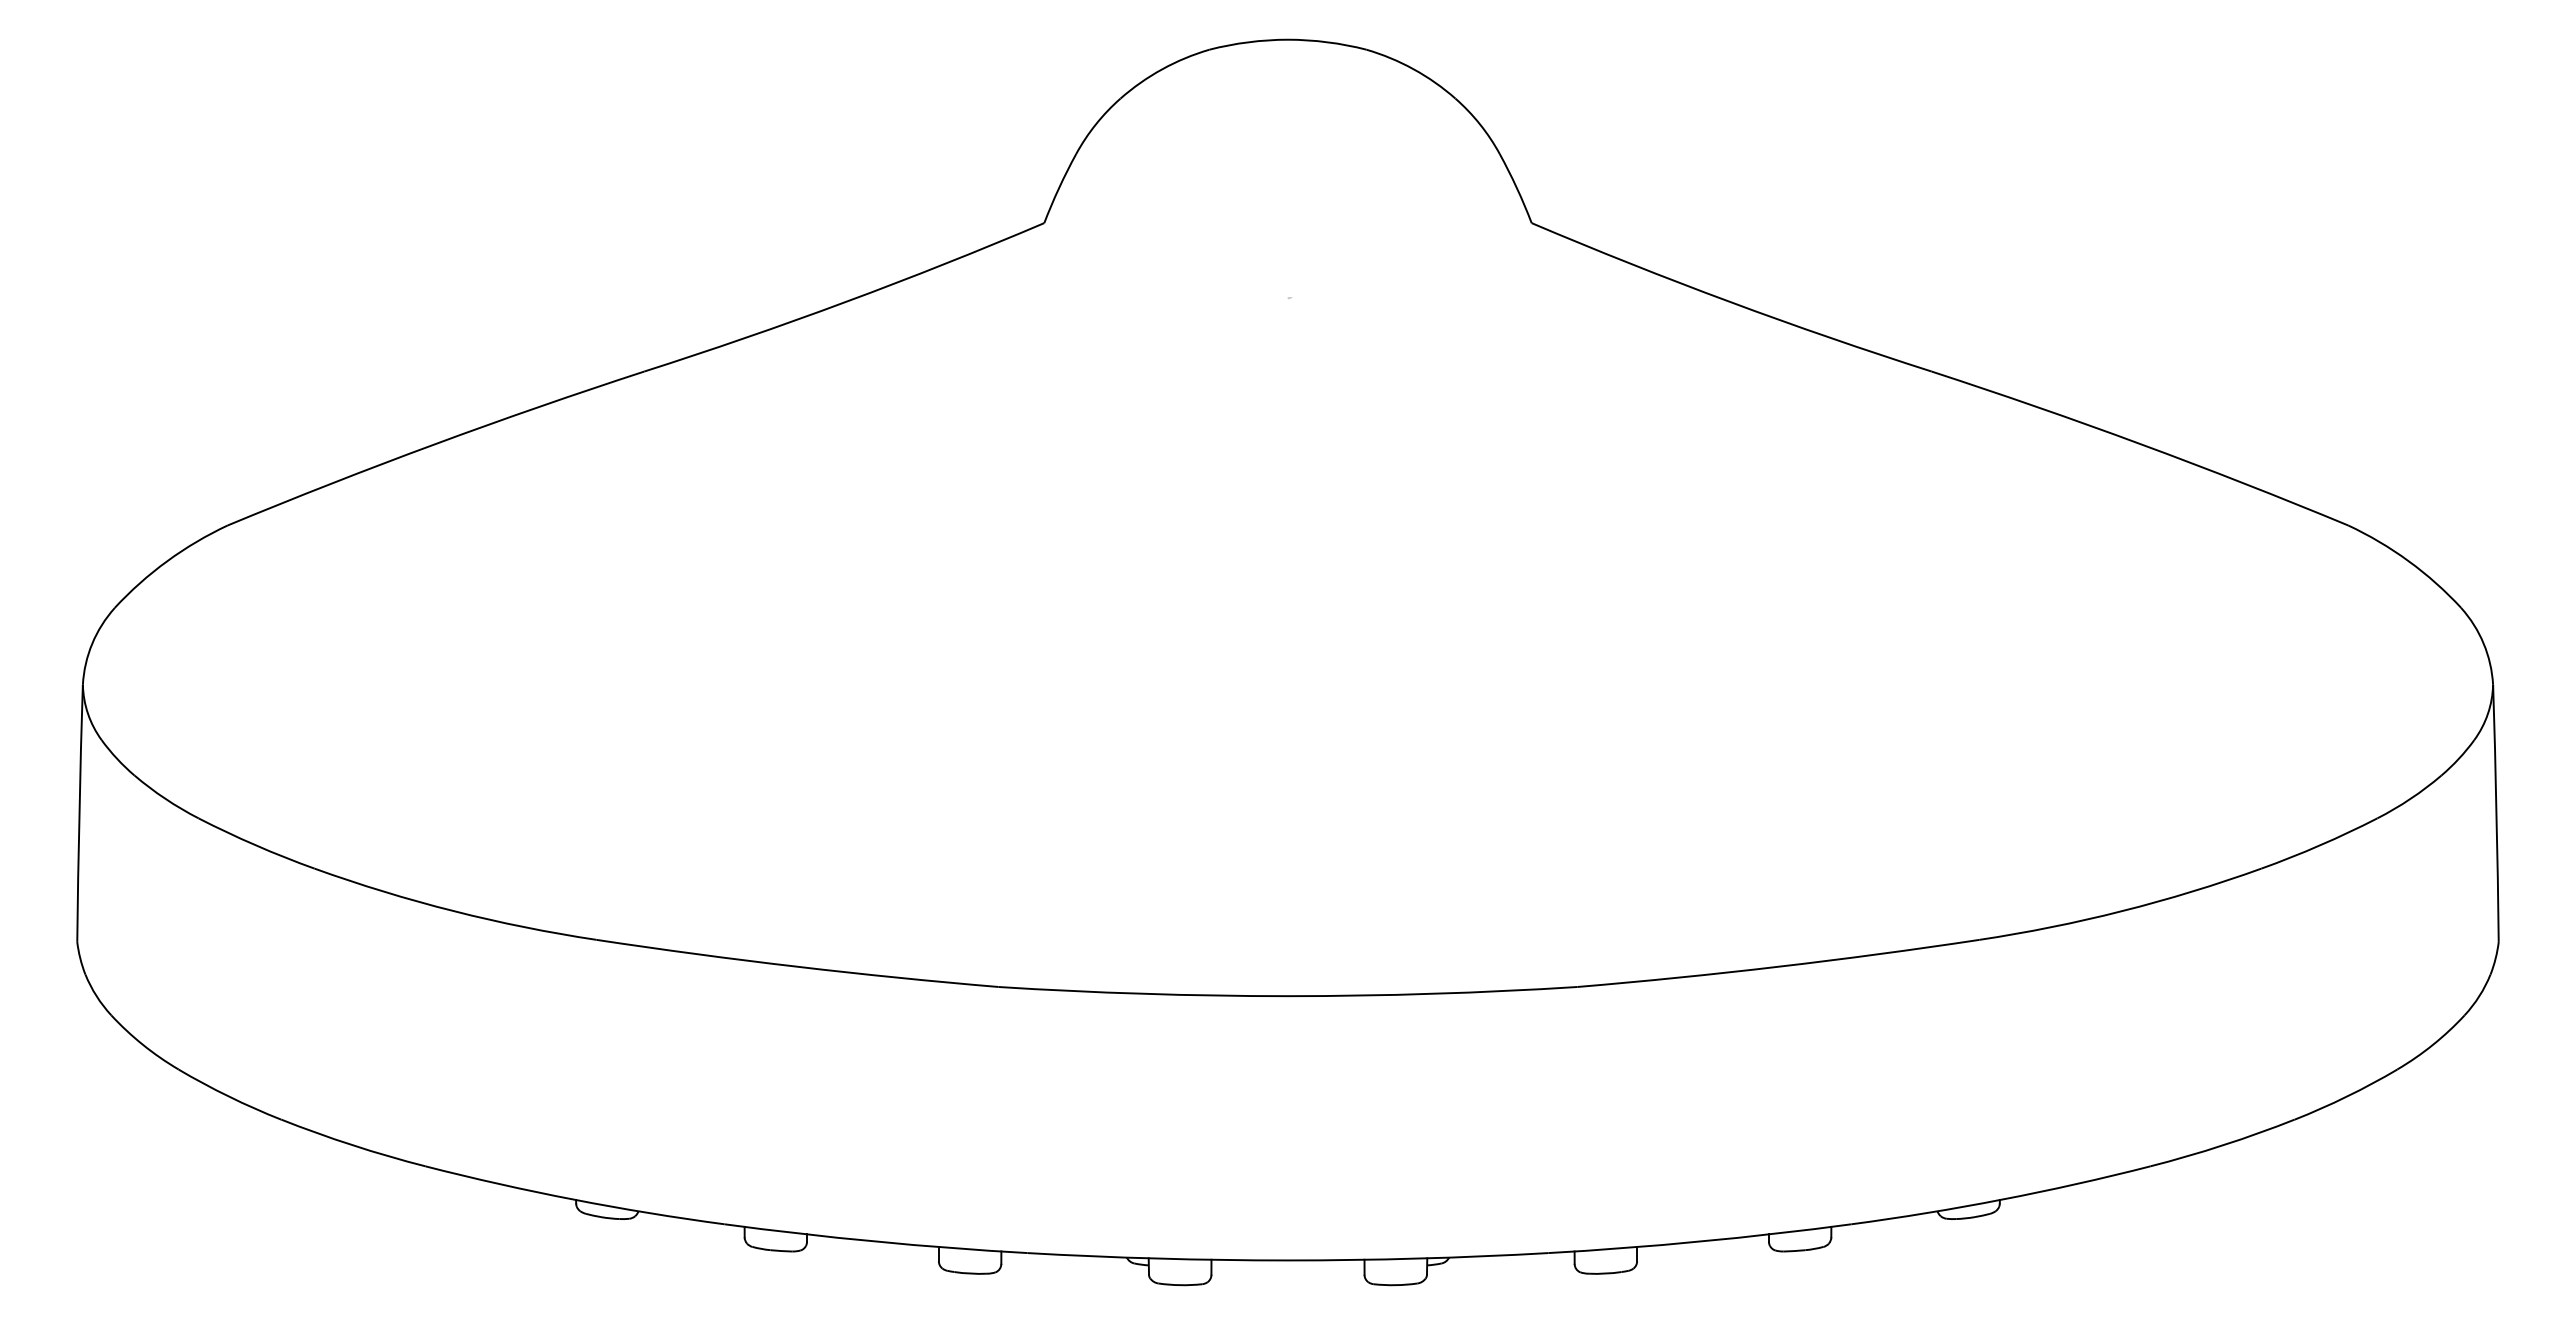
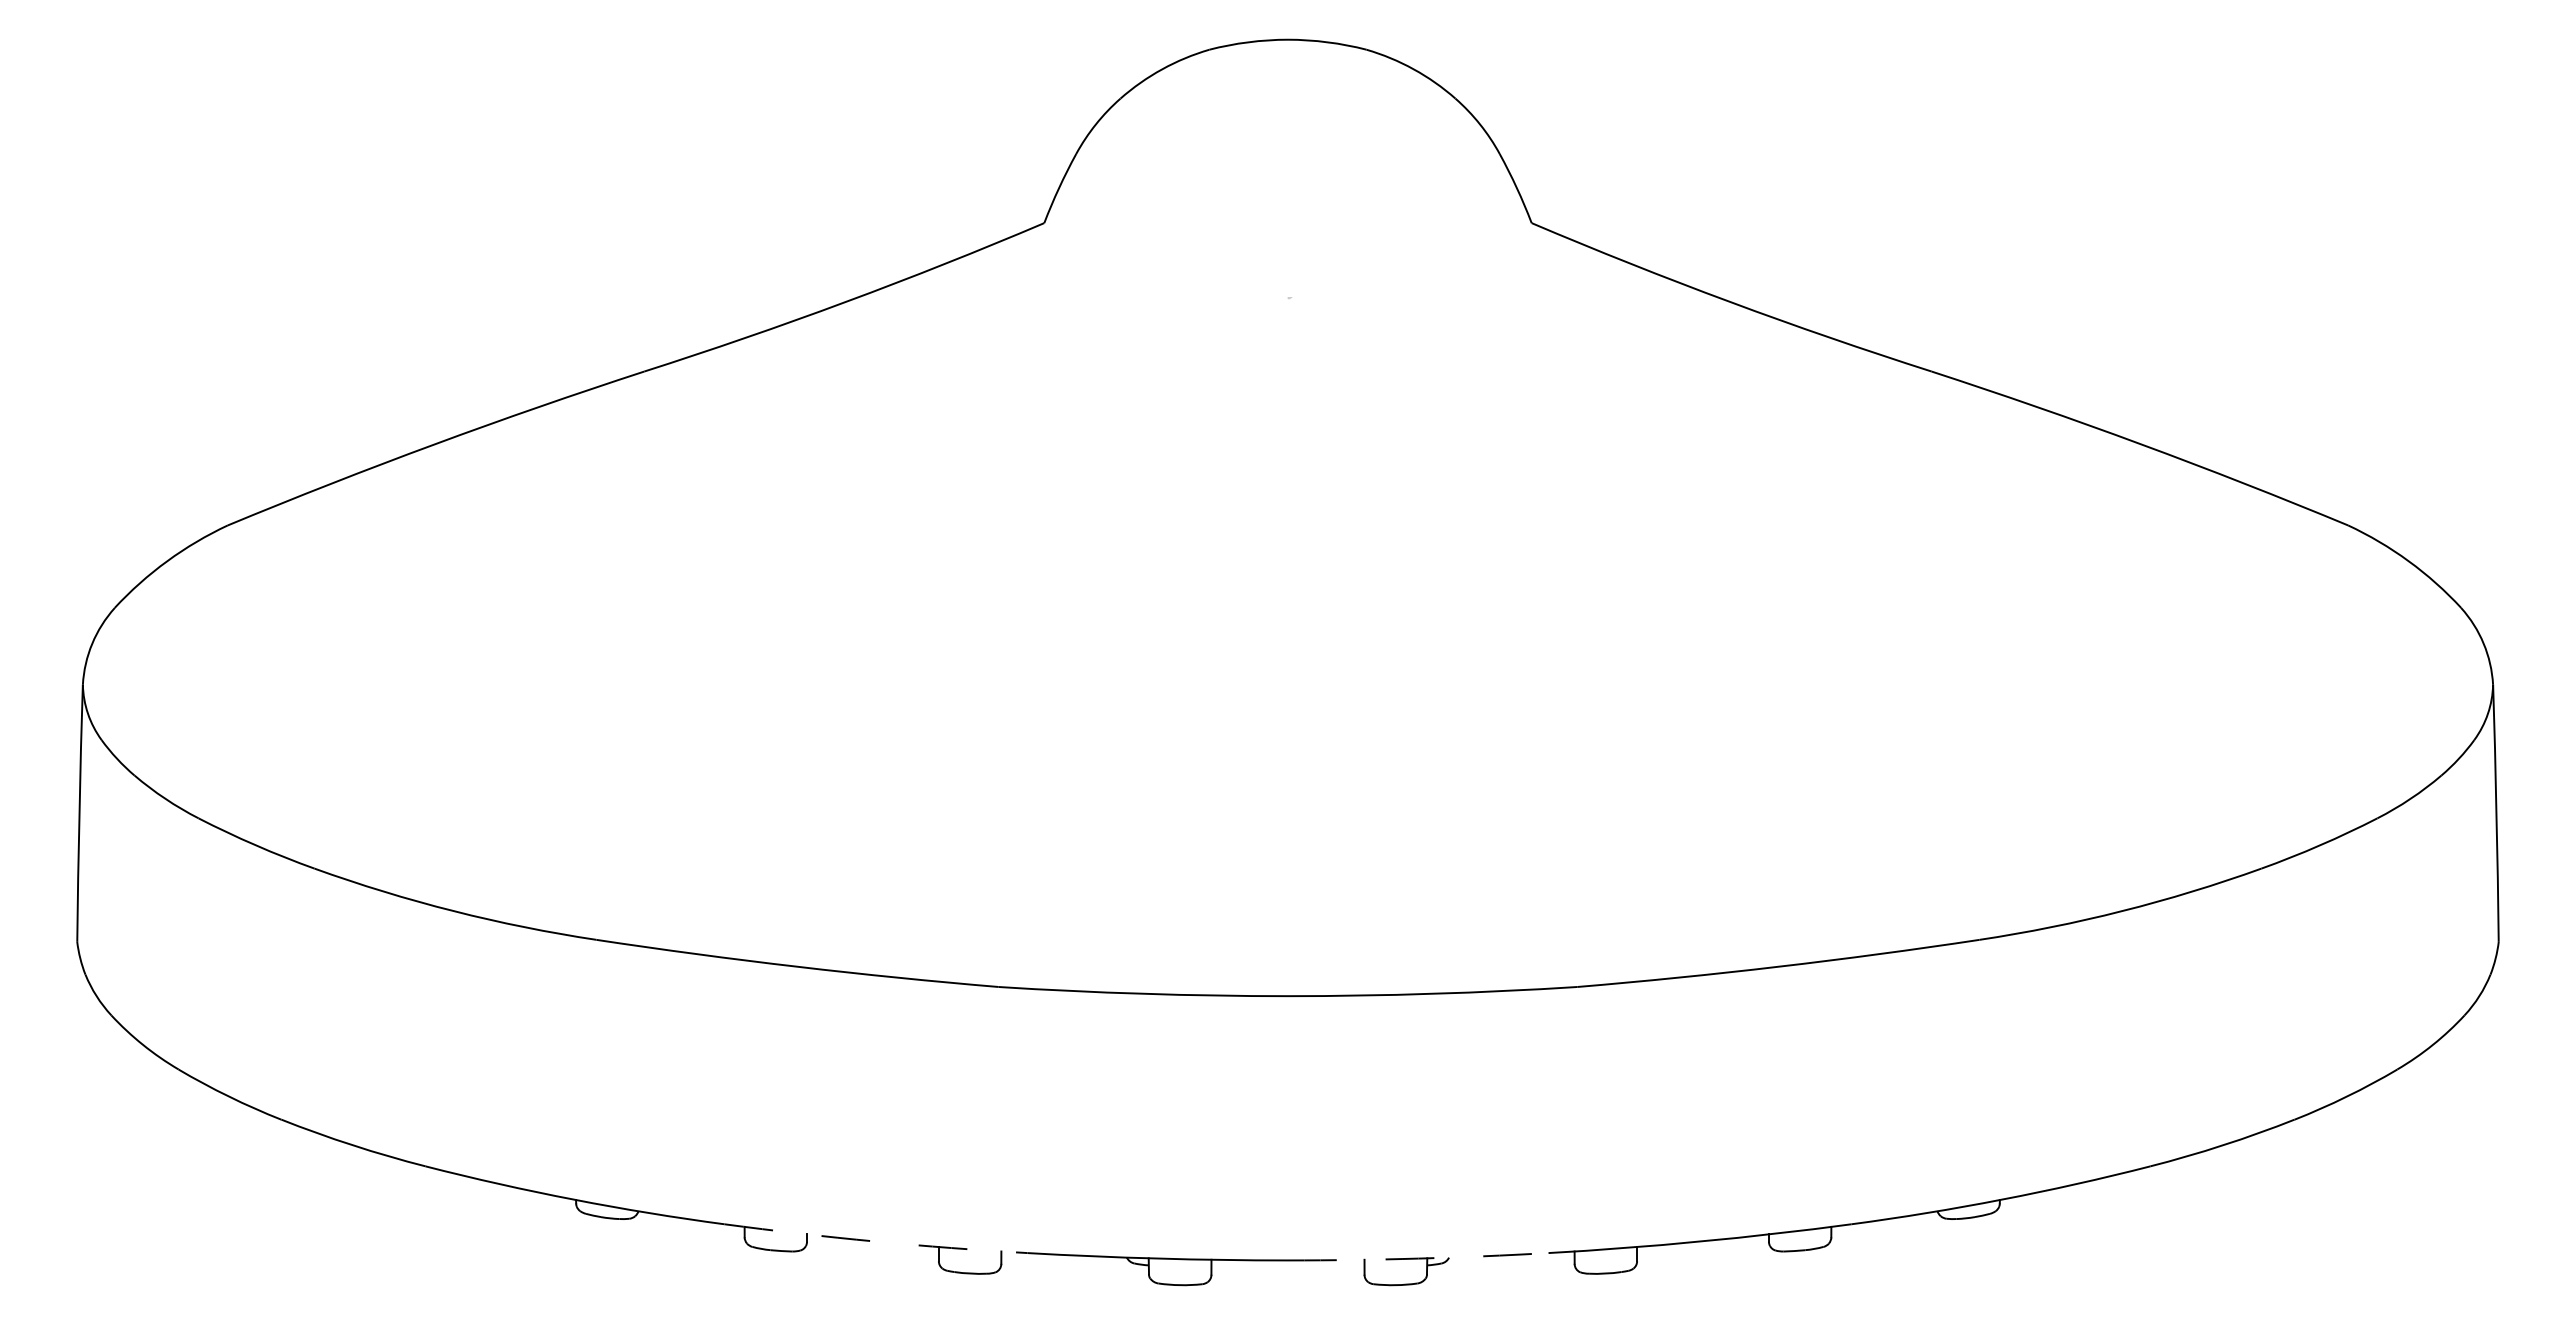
arc: solid -> dashed (875, 1241)
arc: solid -> dashed (1418, 1258)
